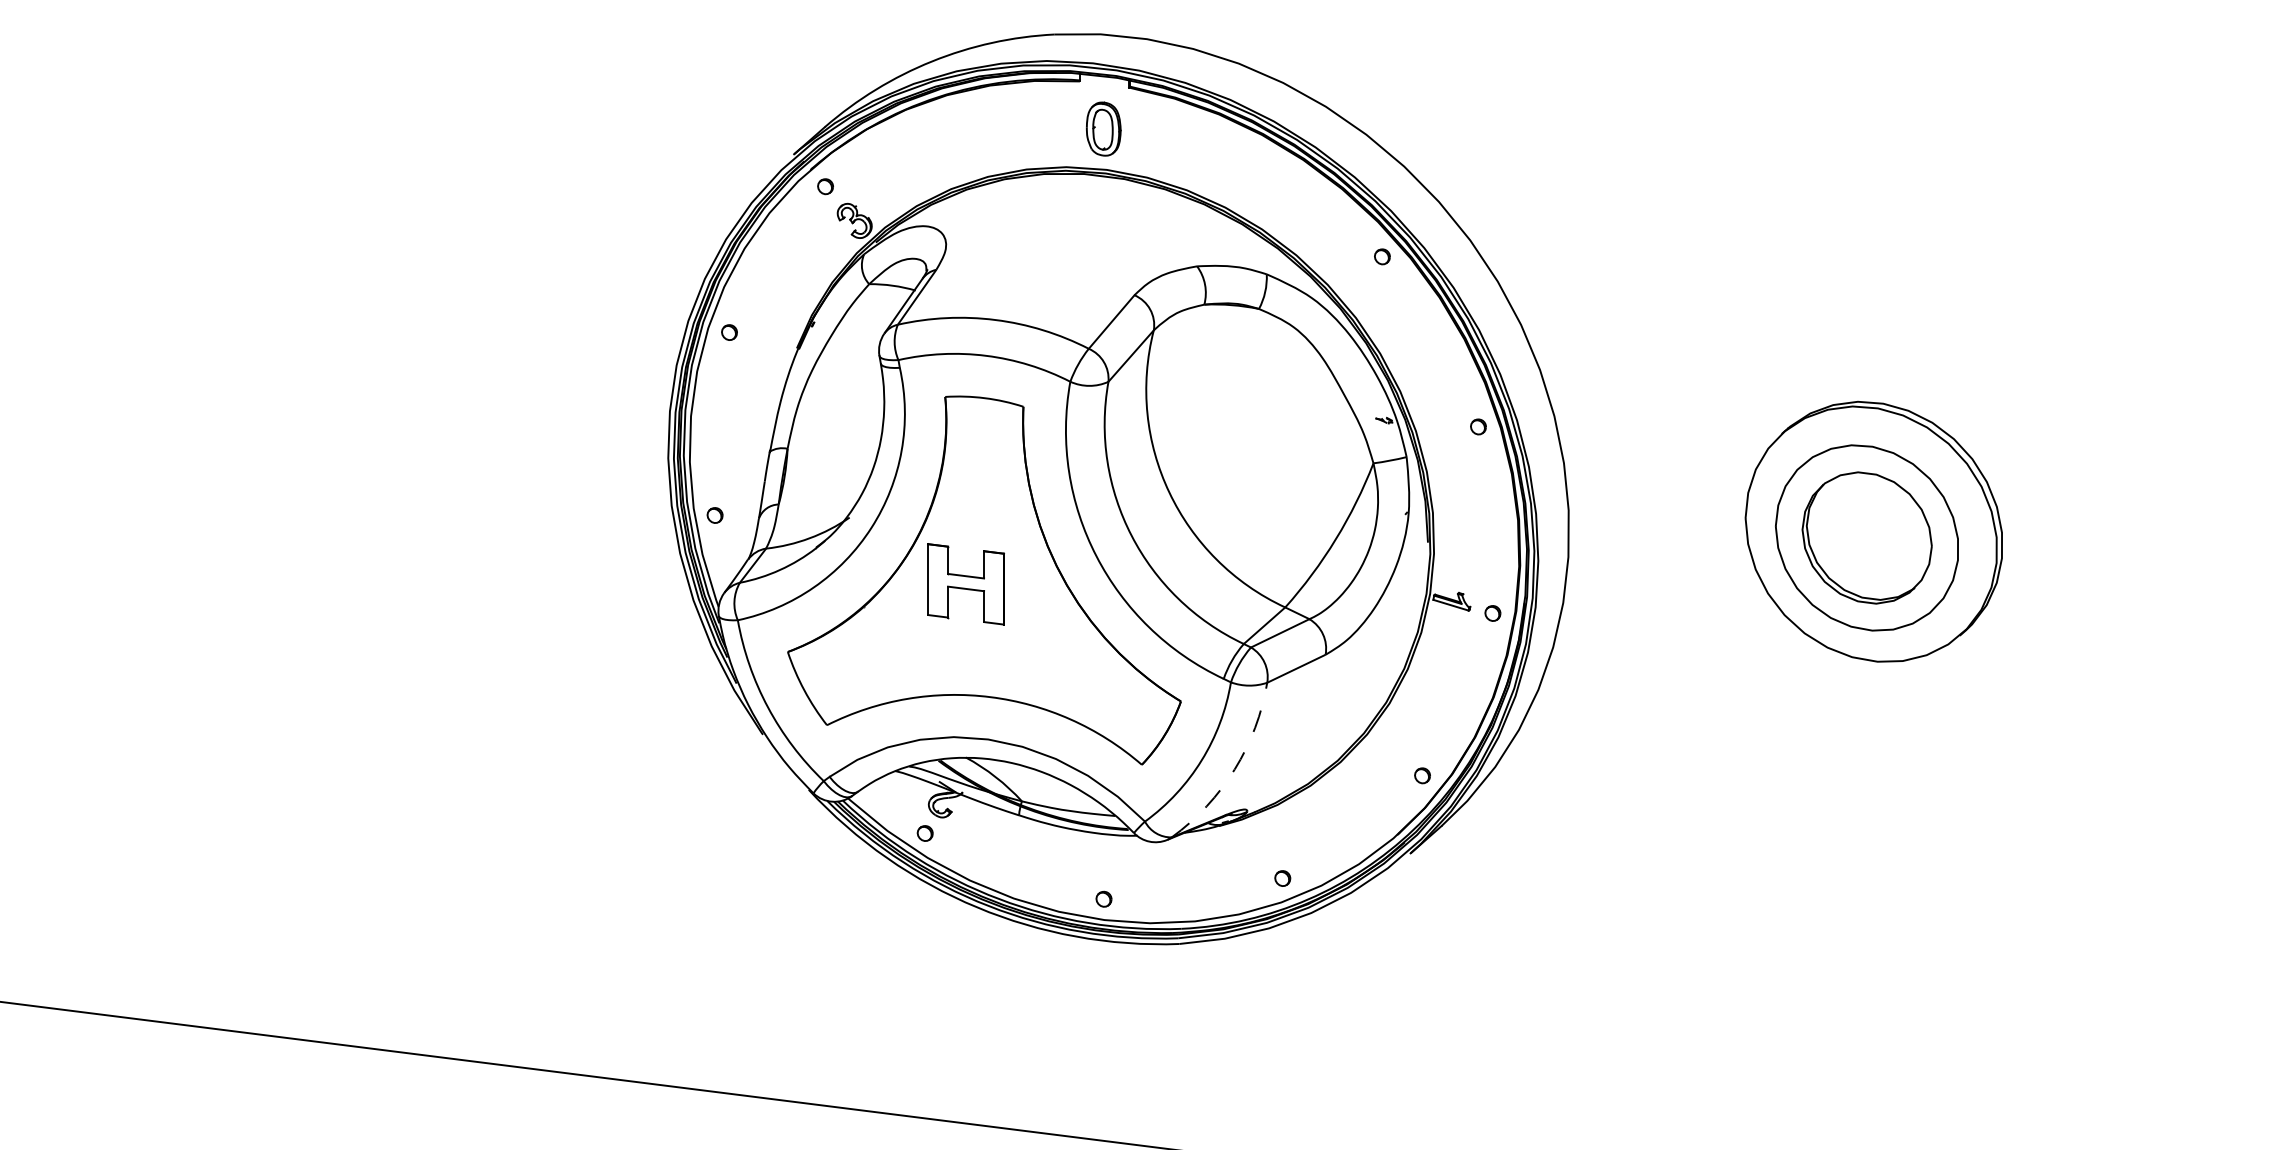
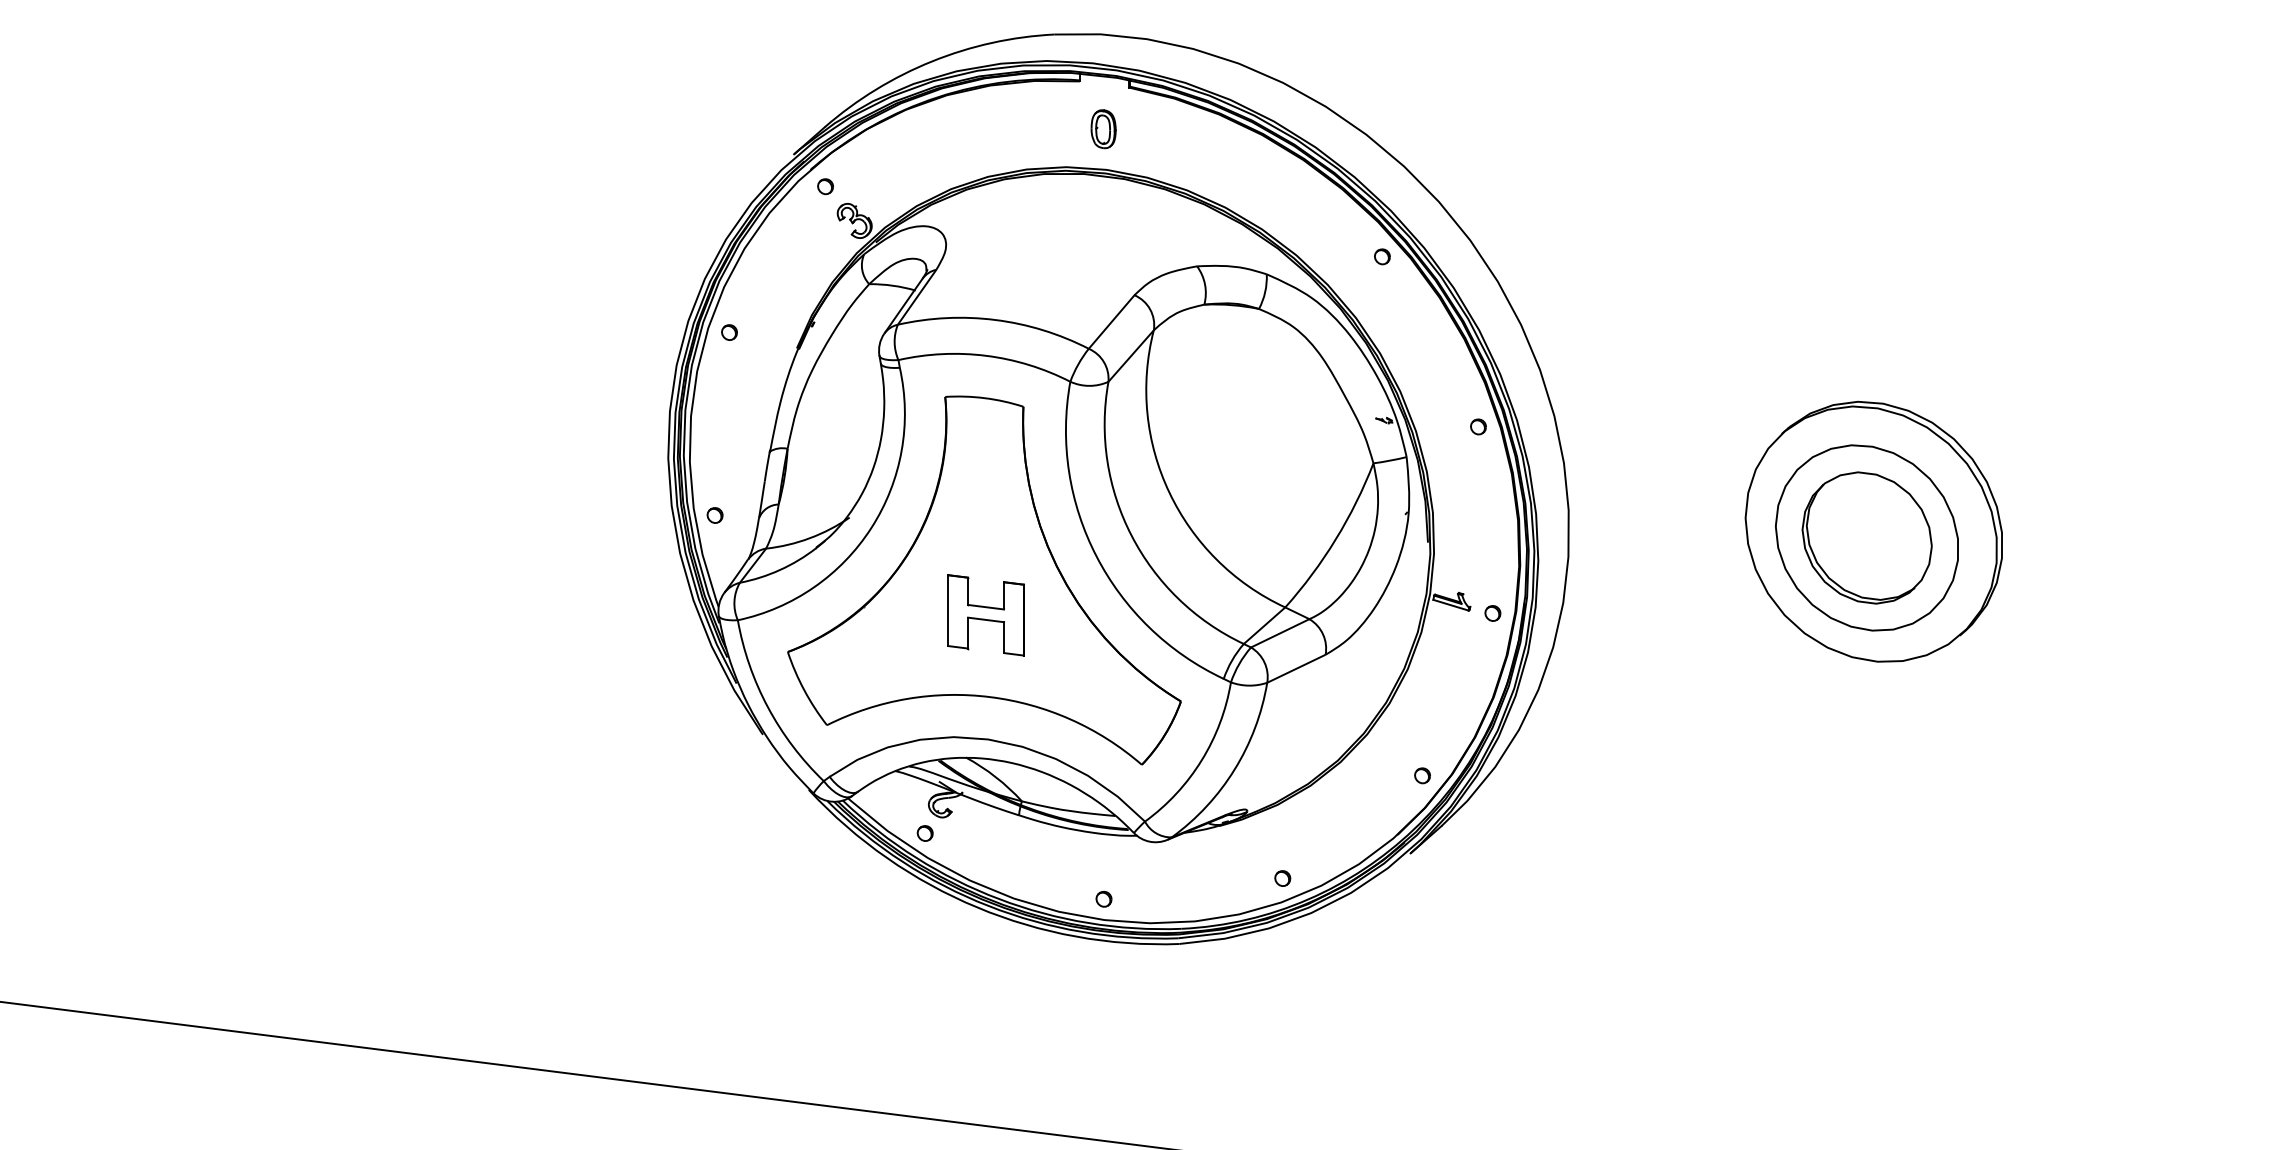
part size: 36x56 px -> 27x41 px (1103, 129)
part position: (965, 584) -> (985, 615) (985, 615)
arc: dashed -> solid (1234, 769)
